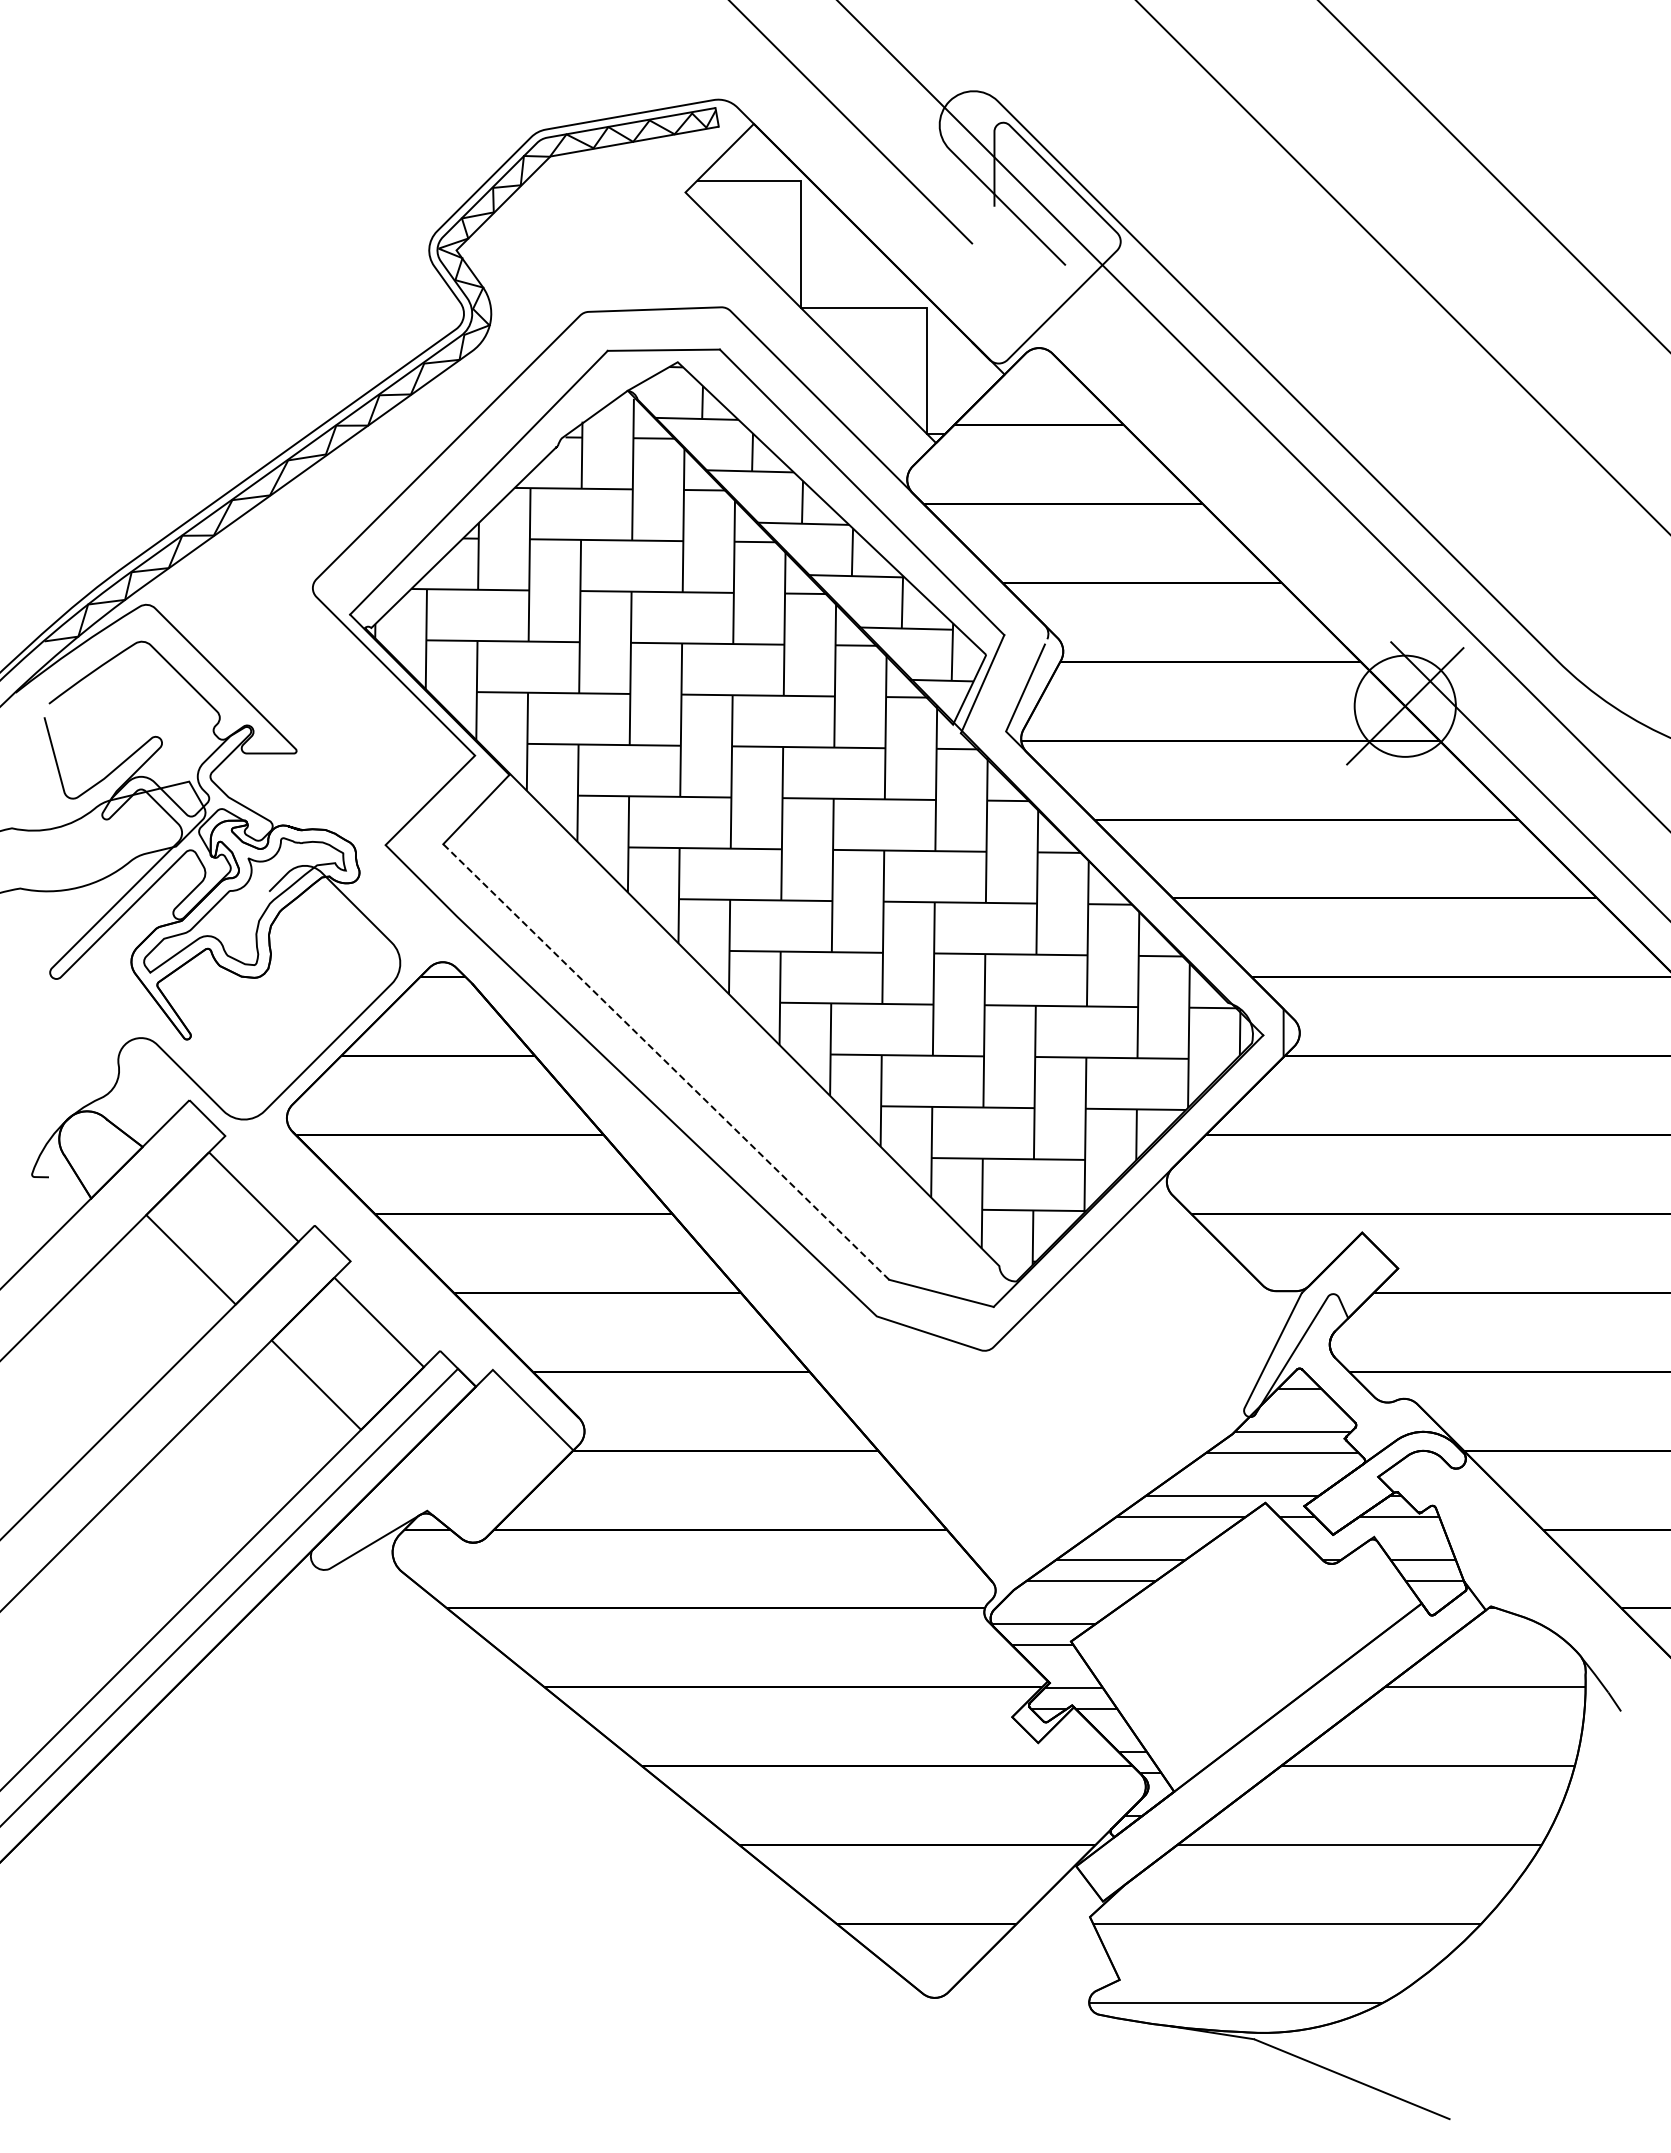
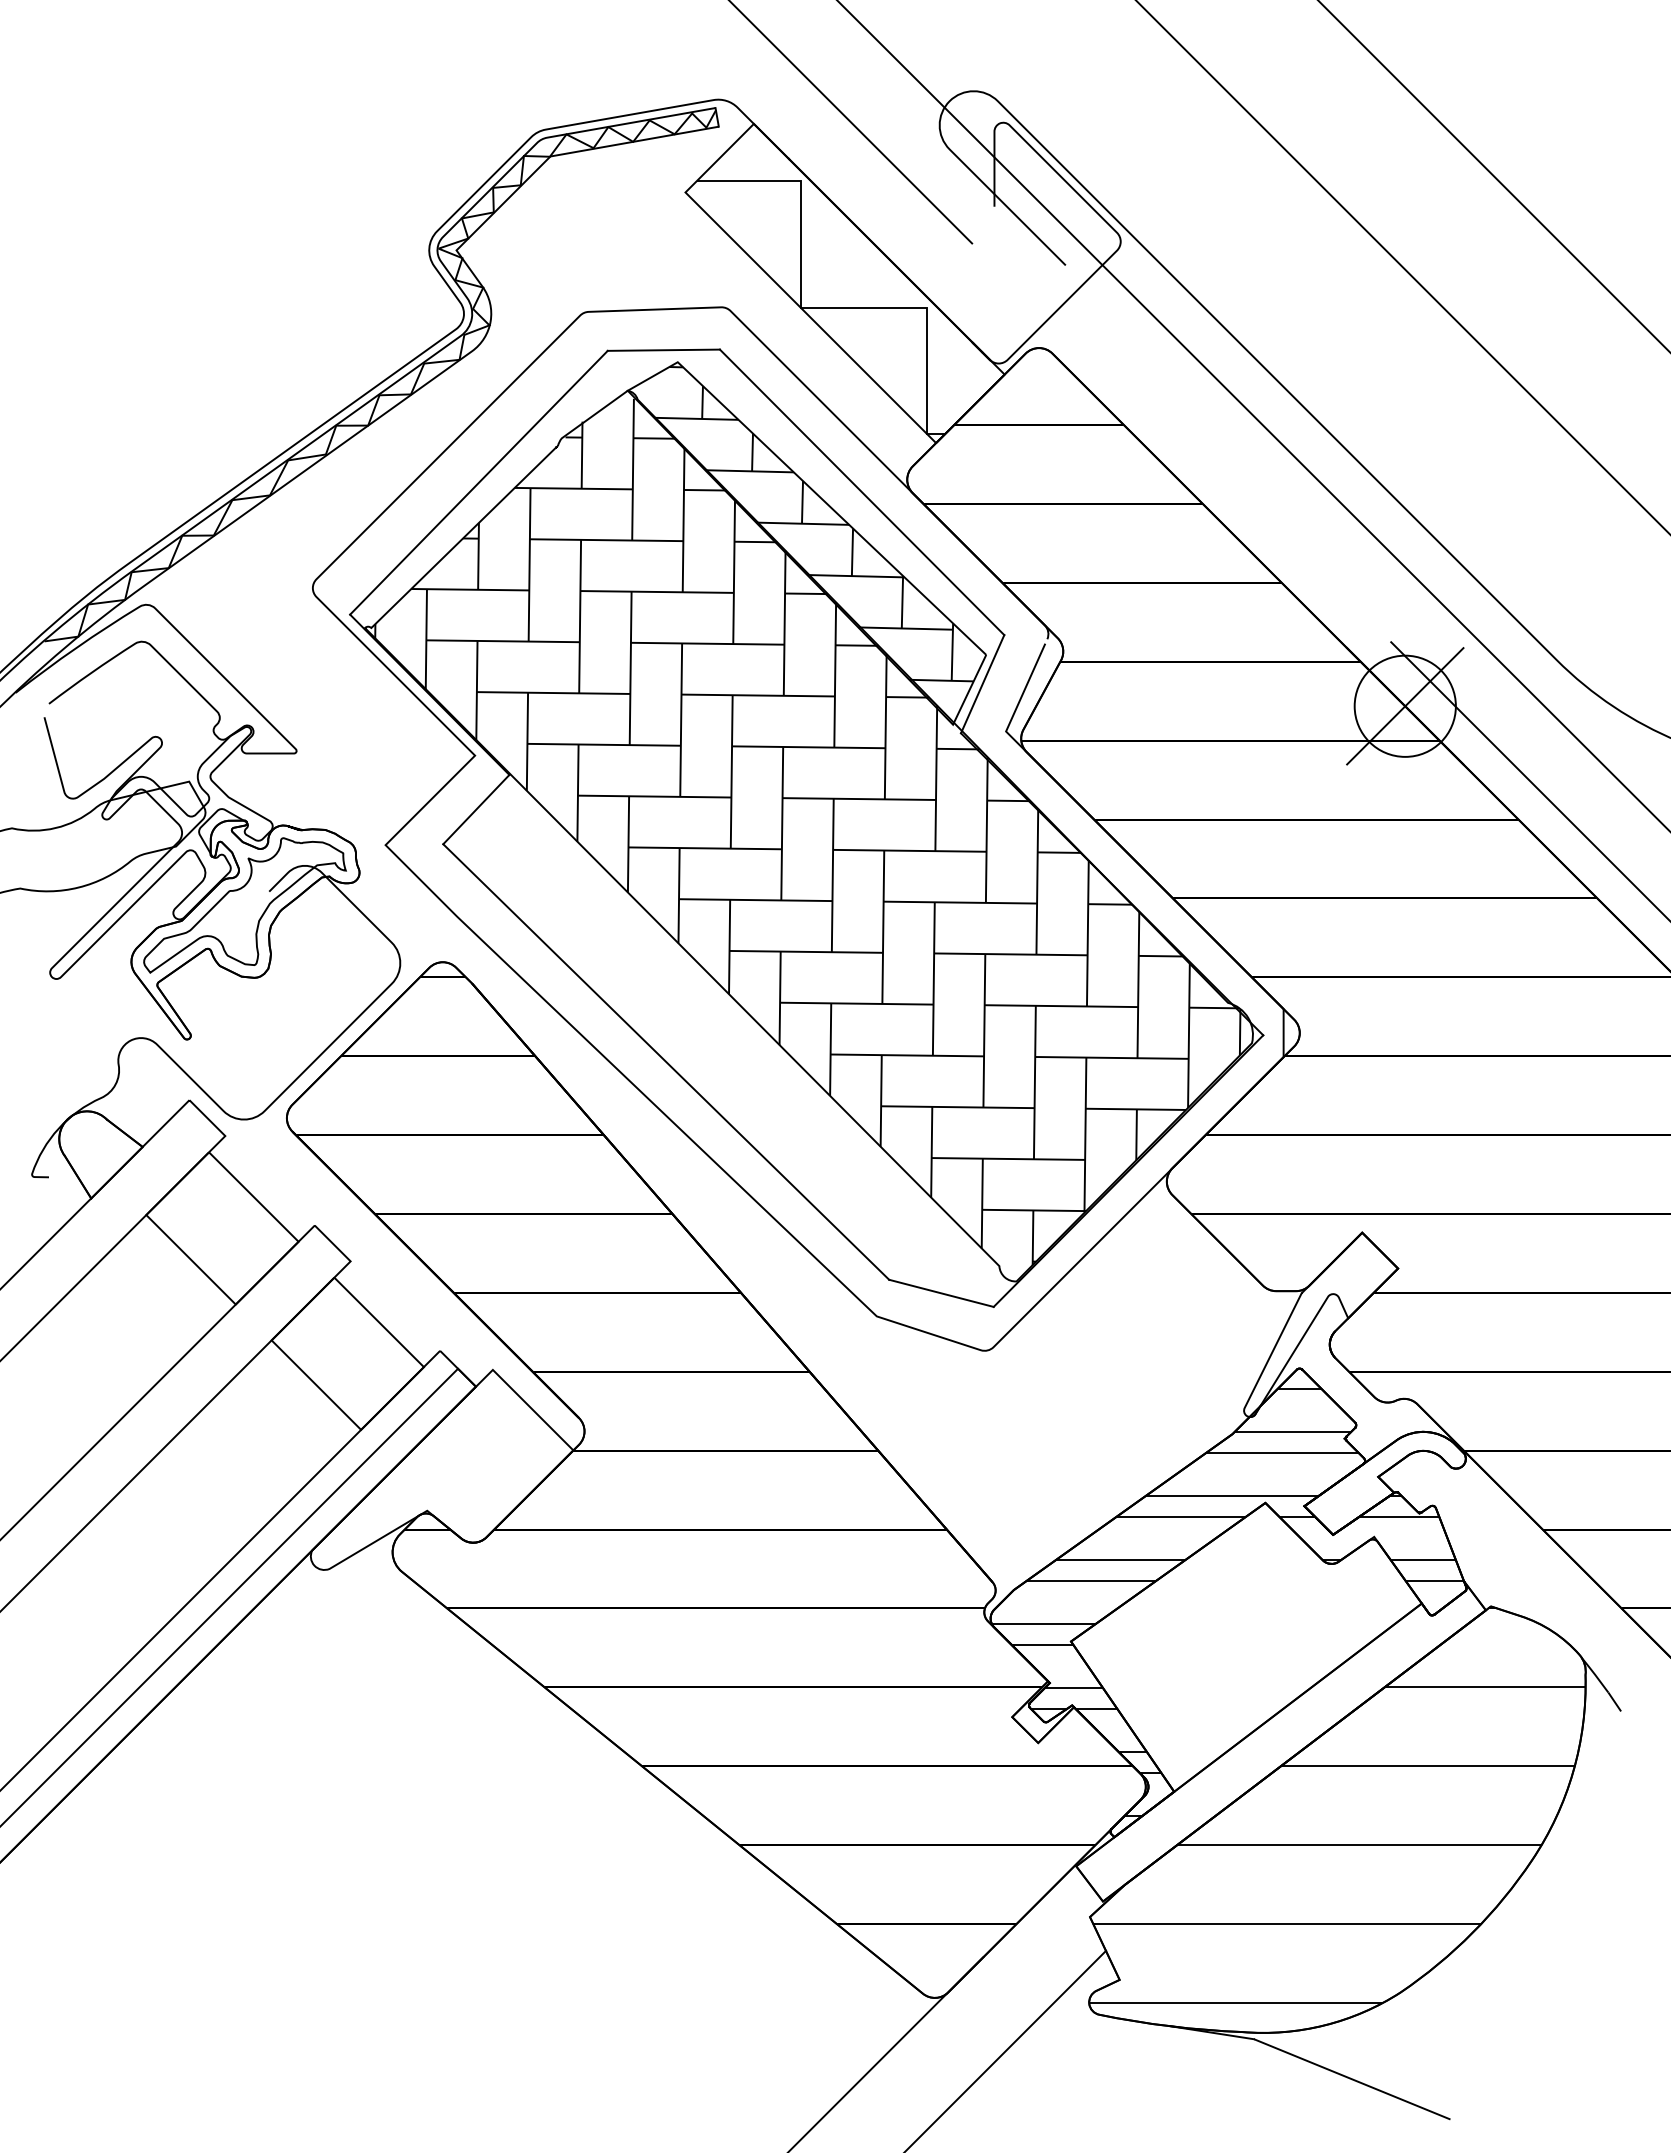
line: dashed -> solid (666, 1062)
line: none -> present (1006, 2049)
line: none -> present (886, 2053)
